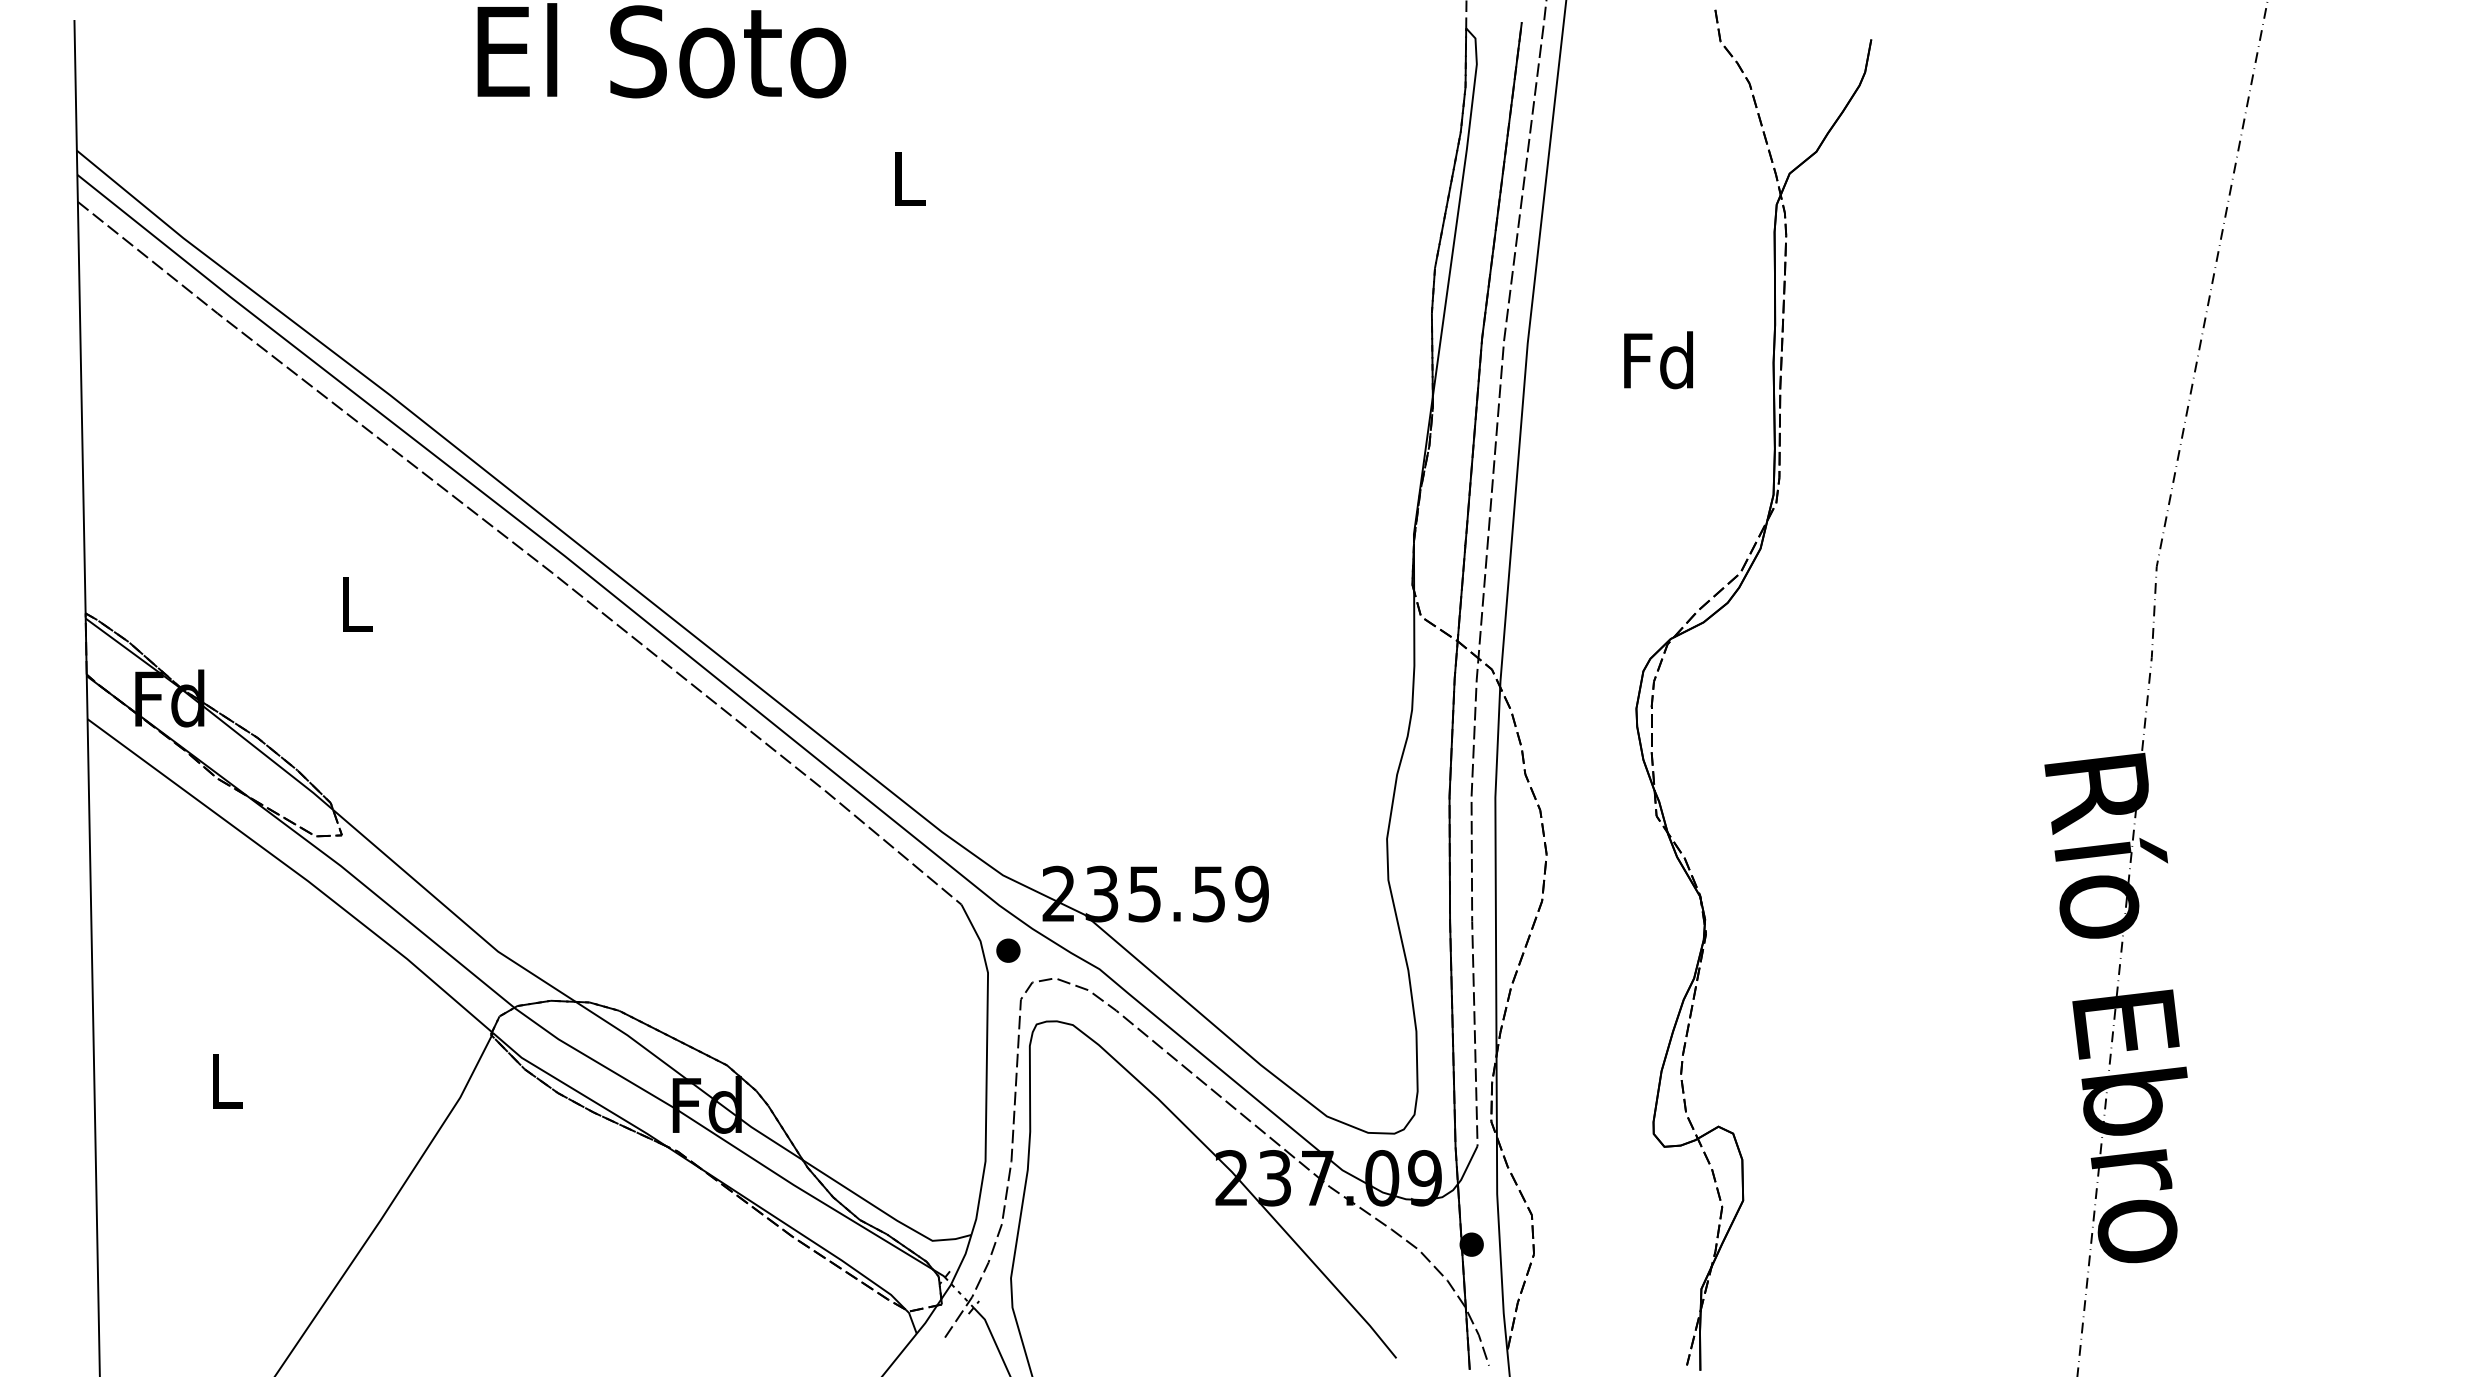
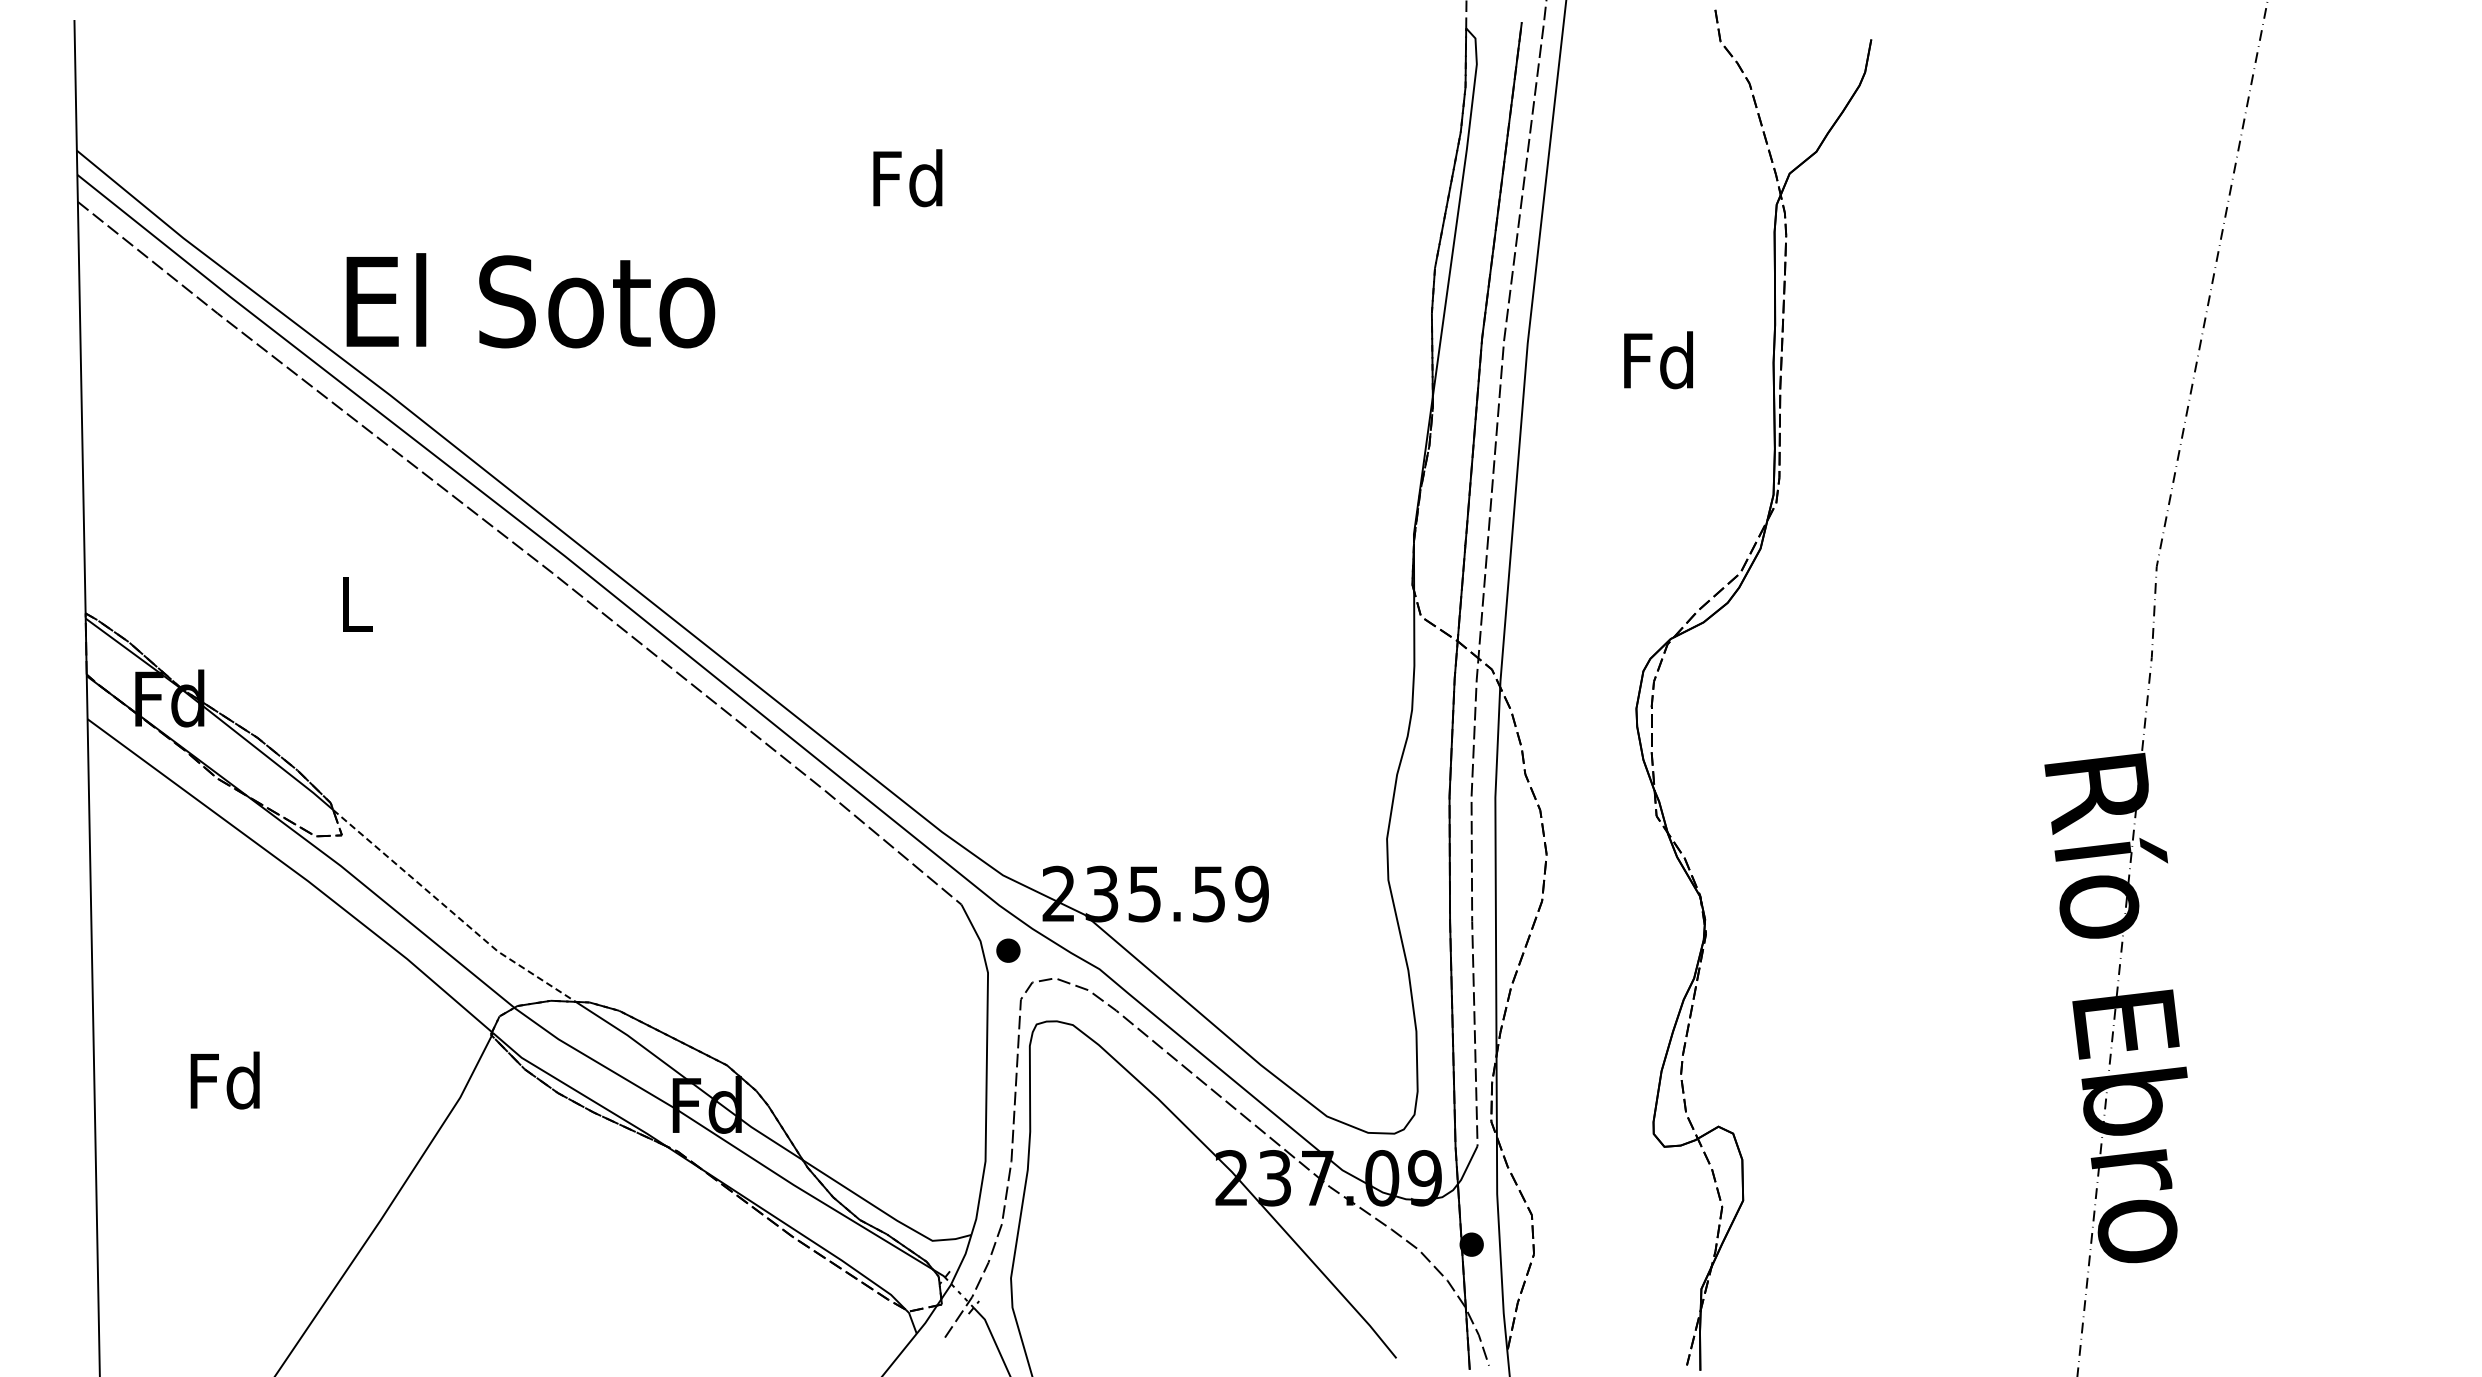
text position: (661, 50) -> (530, 300) (530, 300)
text: L -> Fd (907, 178)
line: solid -> dashed (451, 911)
text: L -> Fd (224, 1080)
